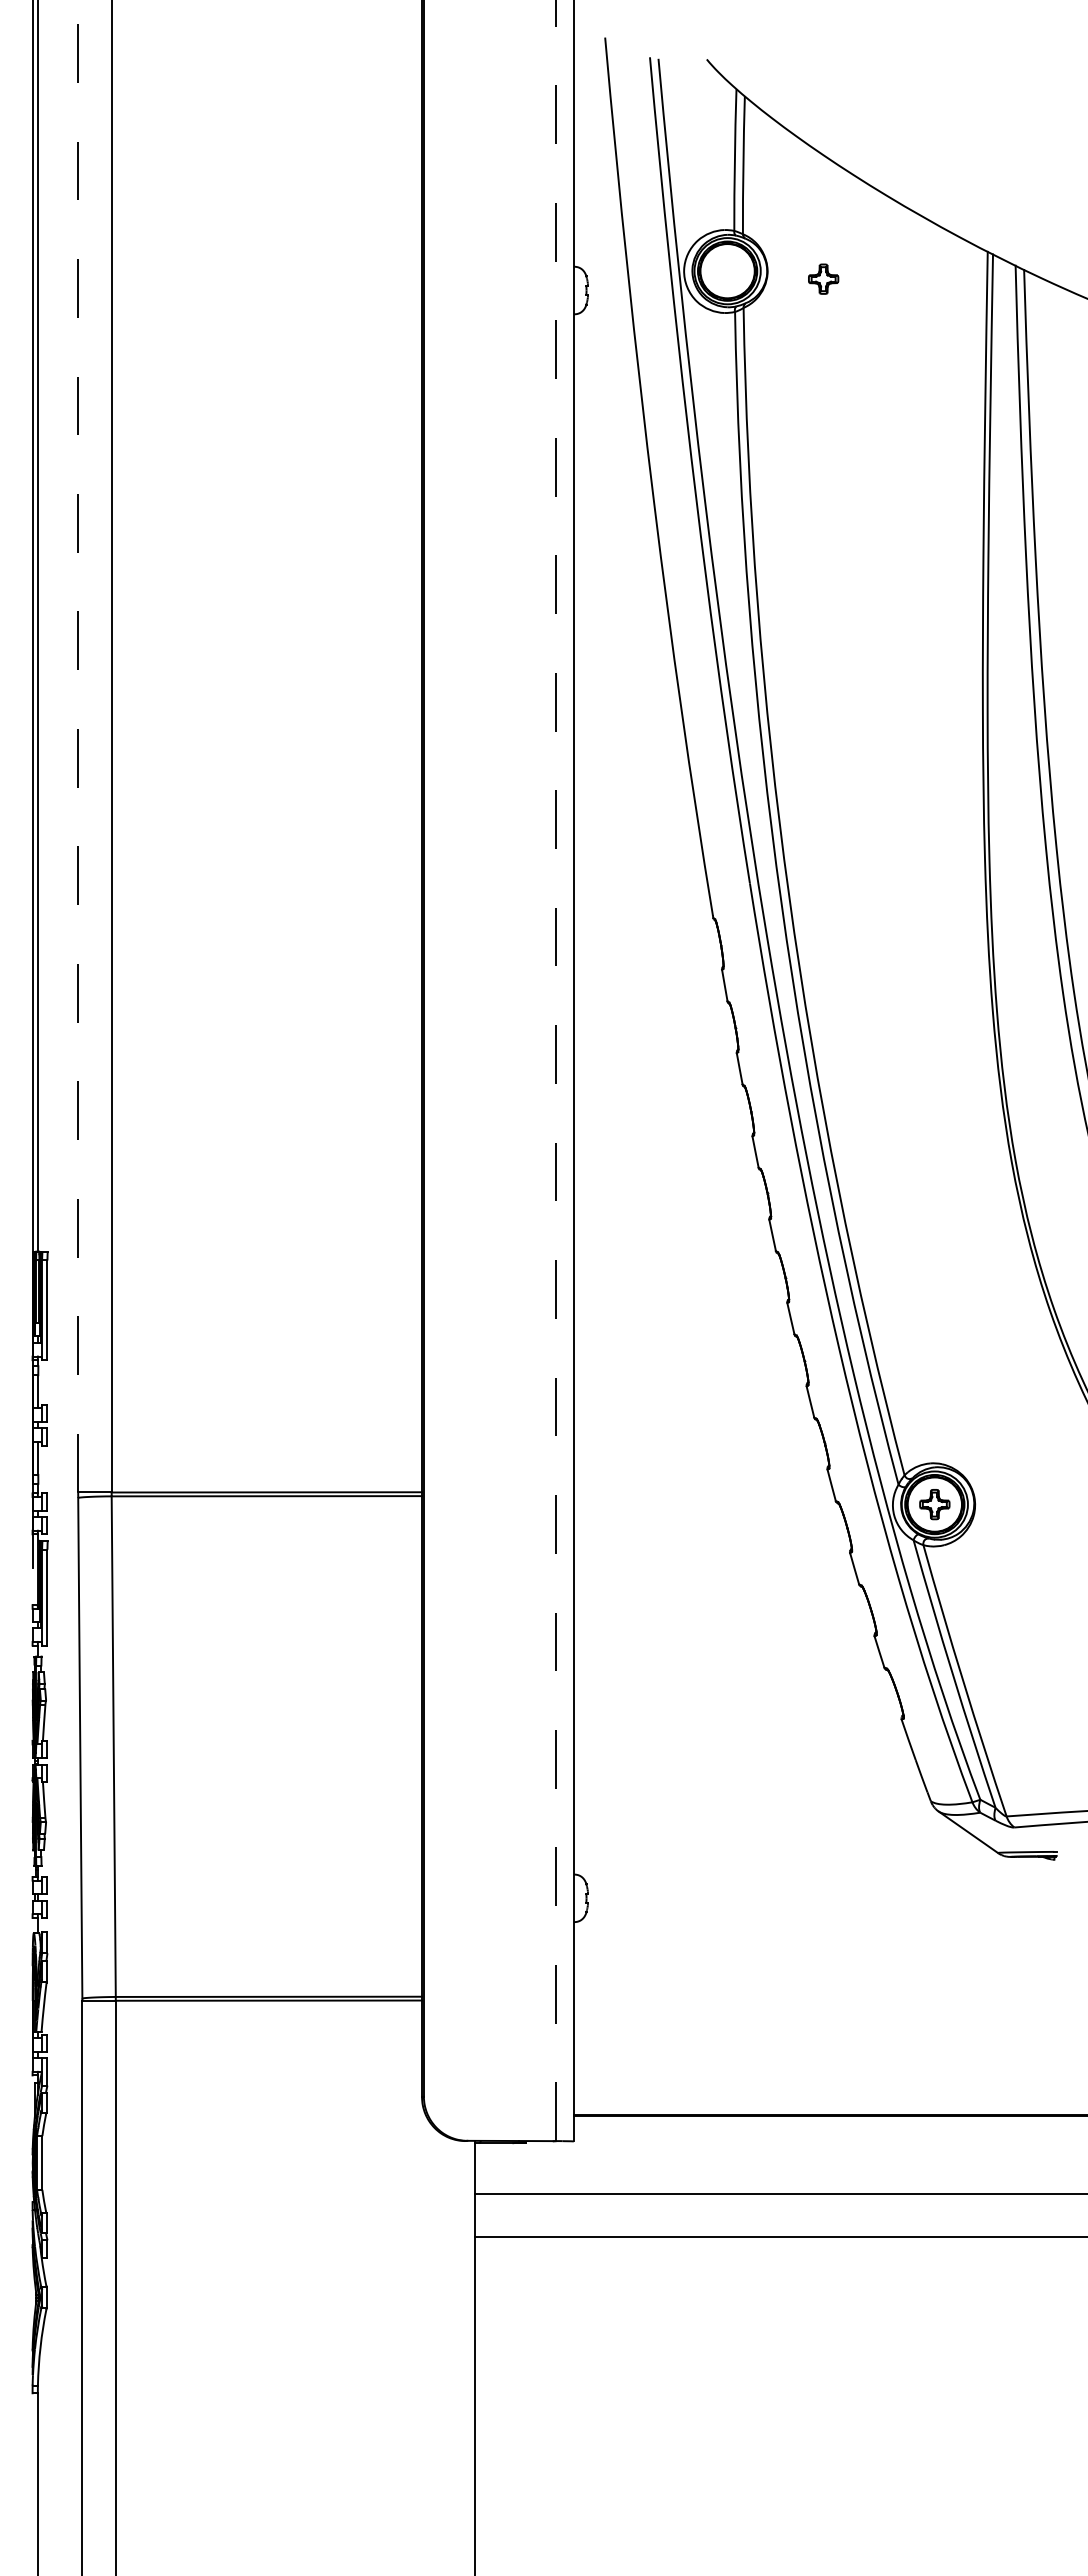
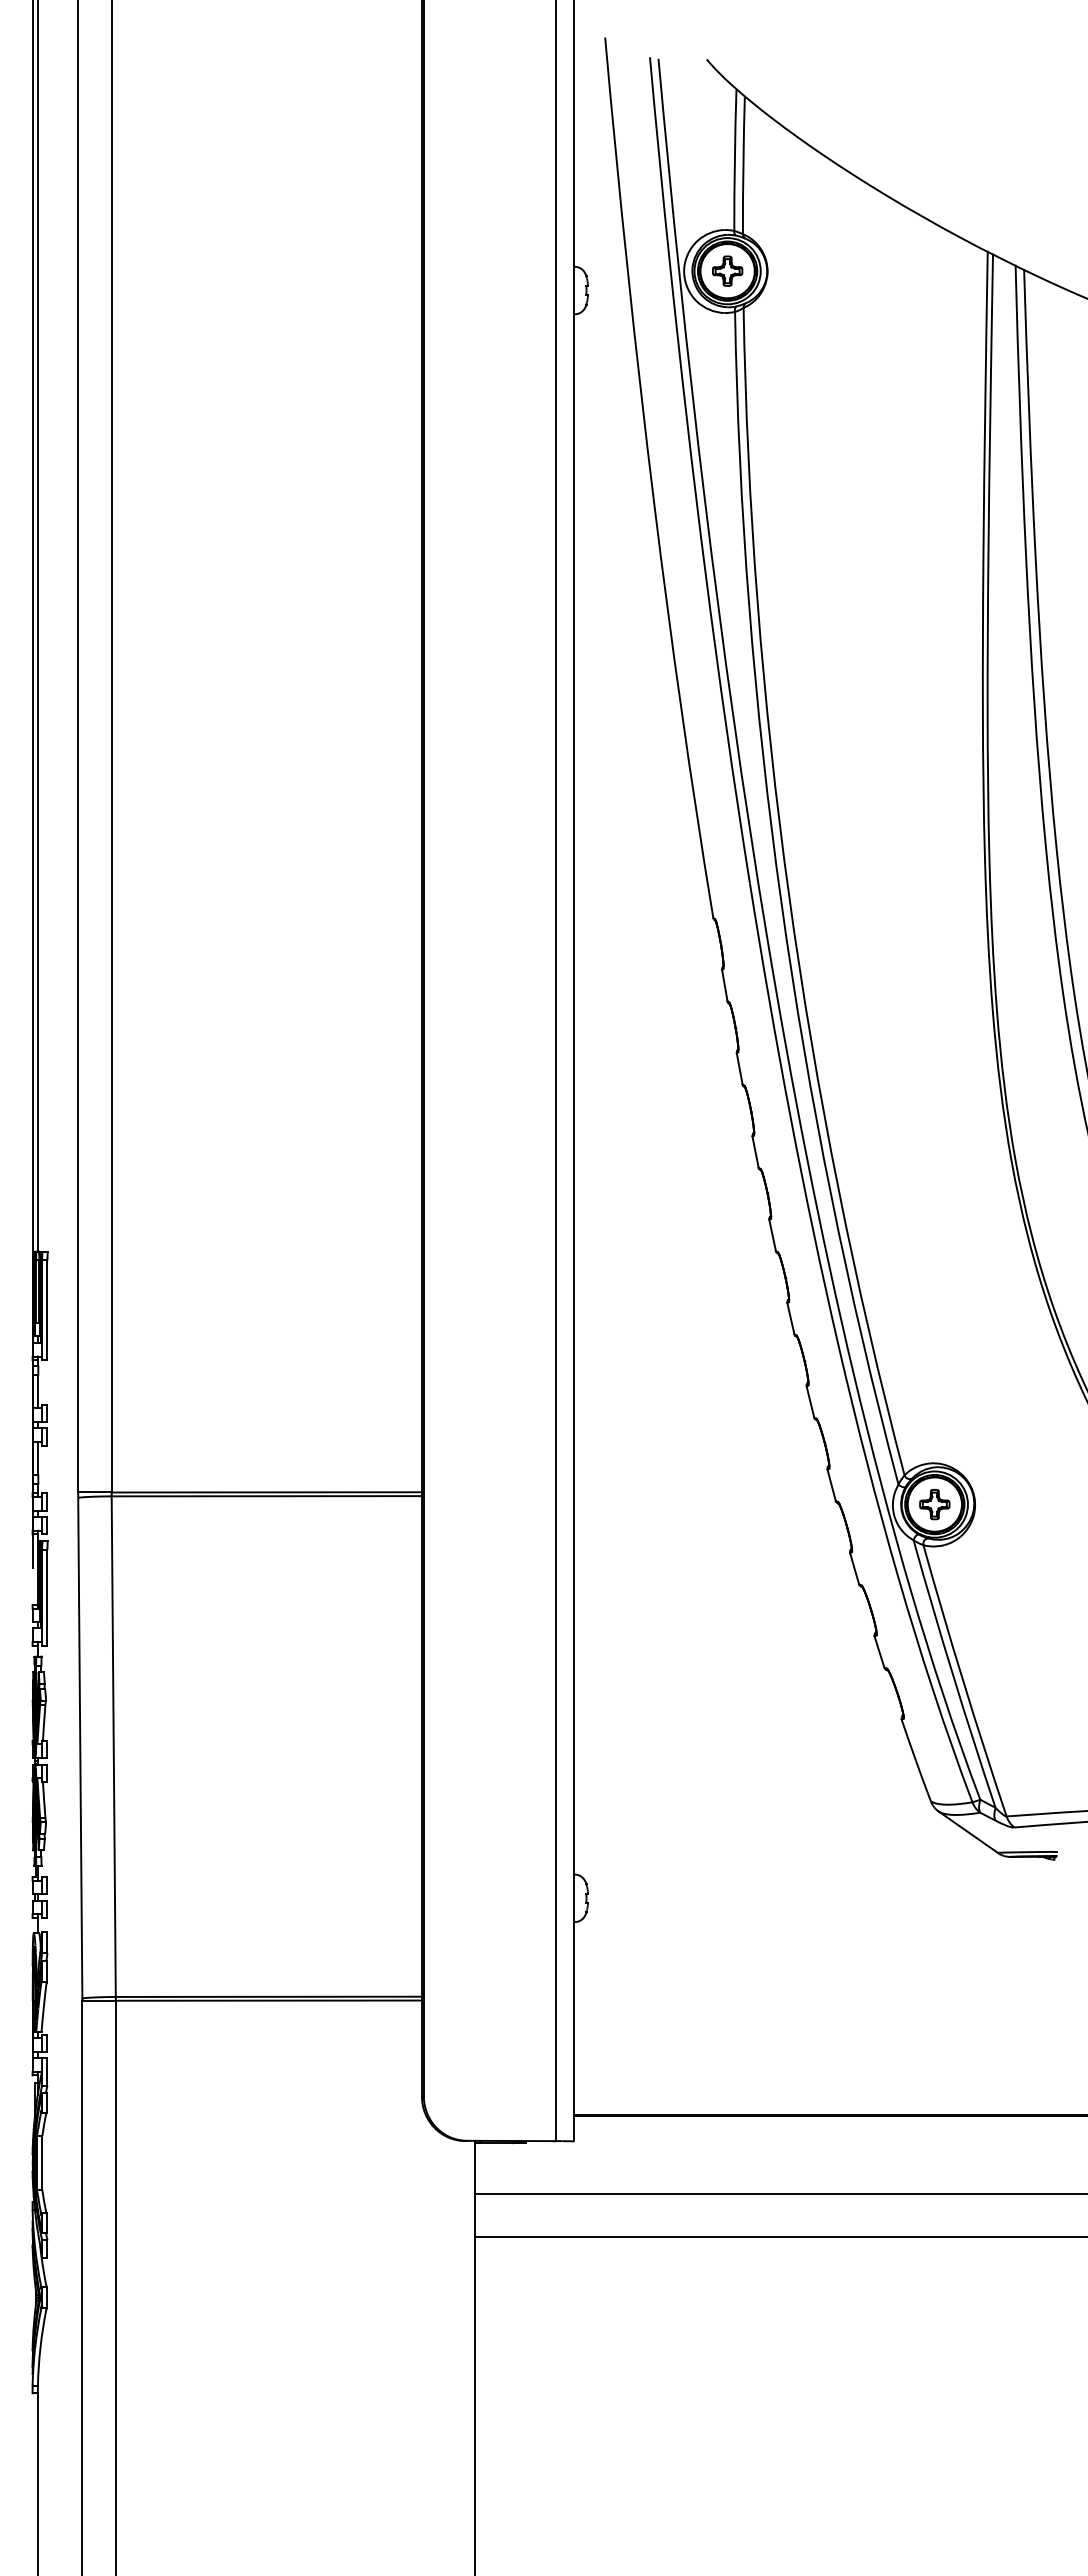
part position: (823, 278) -> (727, 270) (727, 270)
line: dashed -> solid (78, 746)
line: dashed -> solid (555, 1070)
